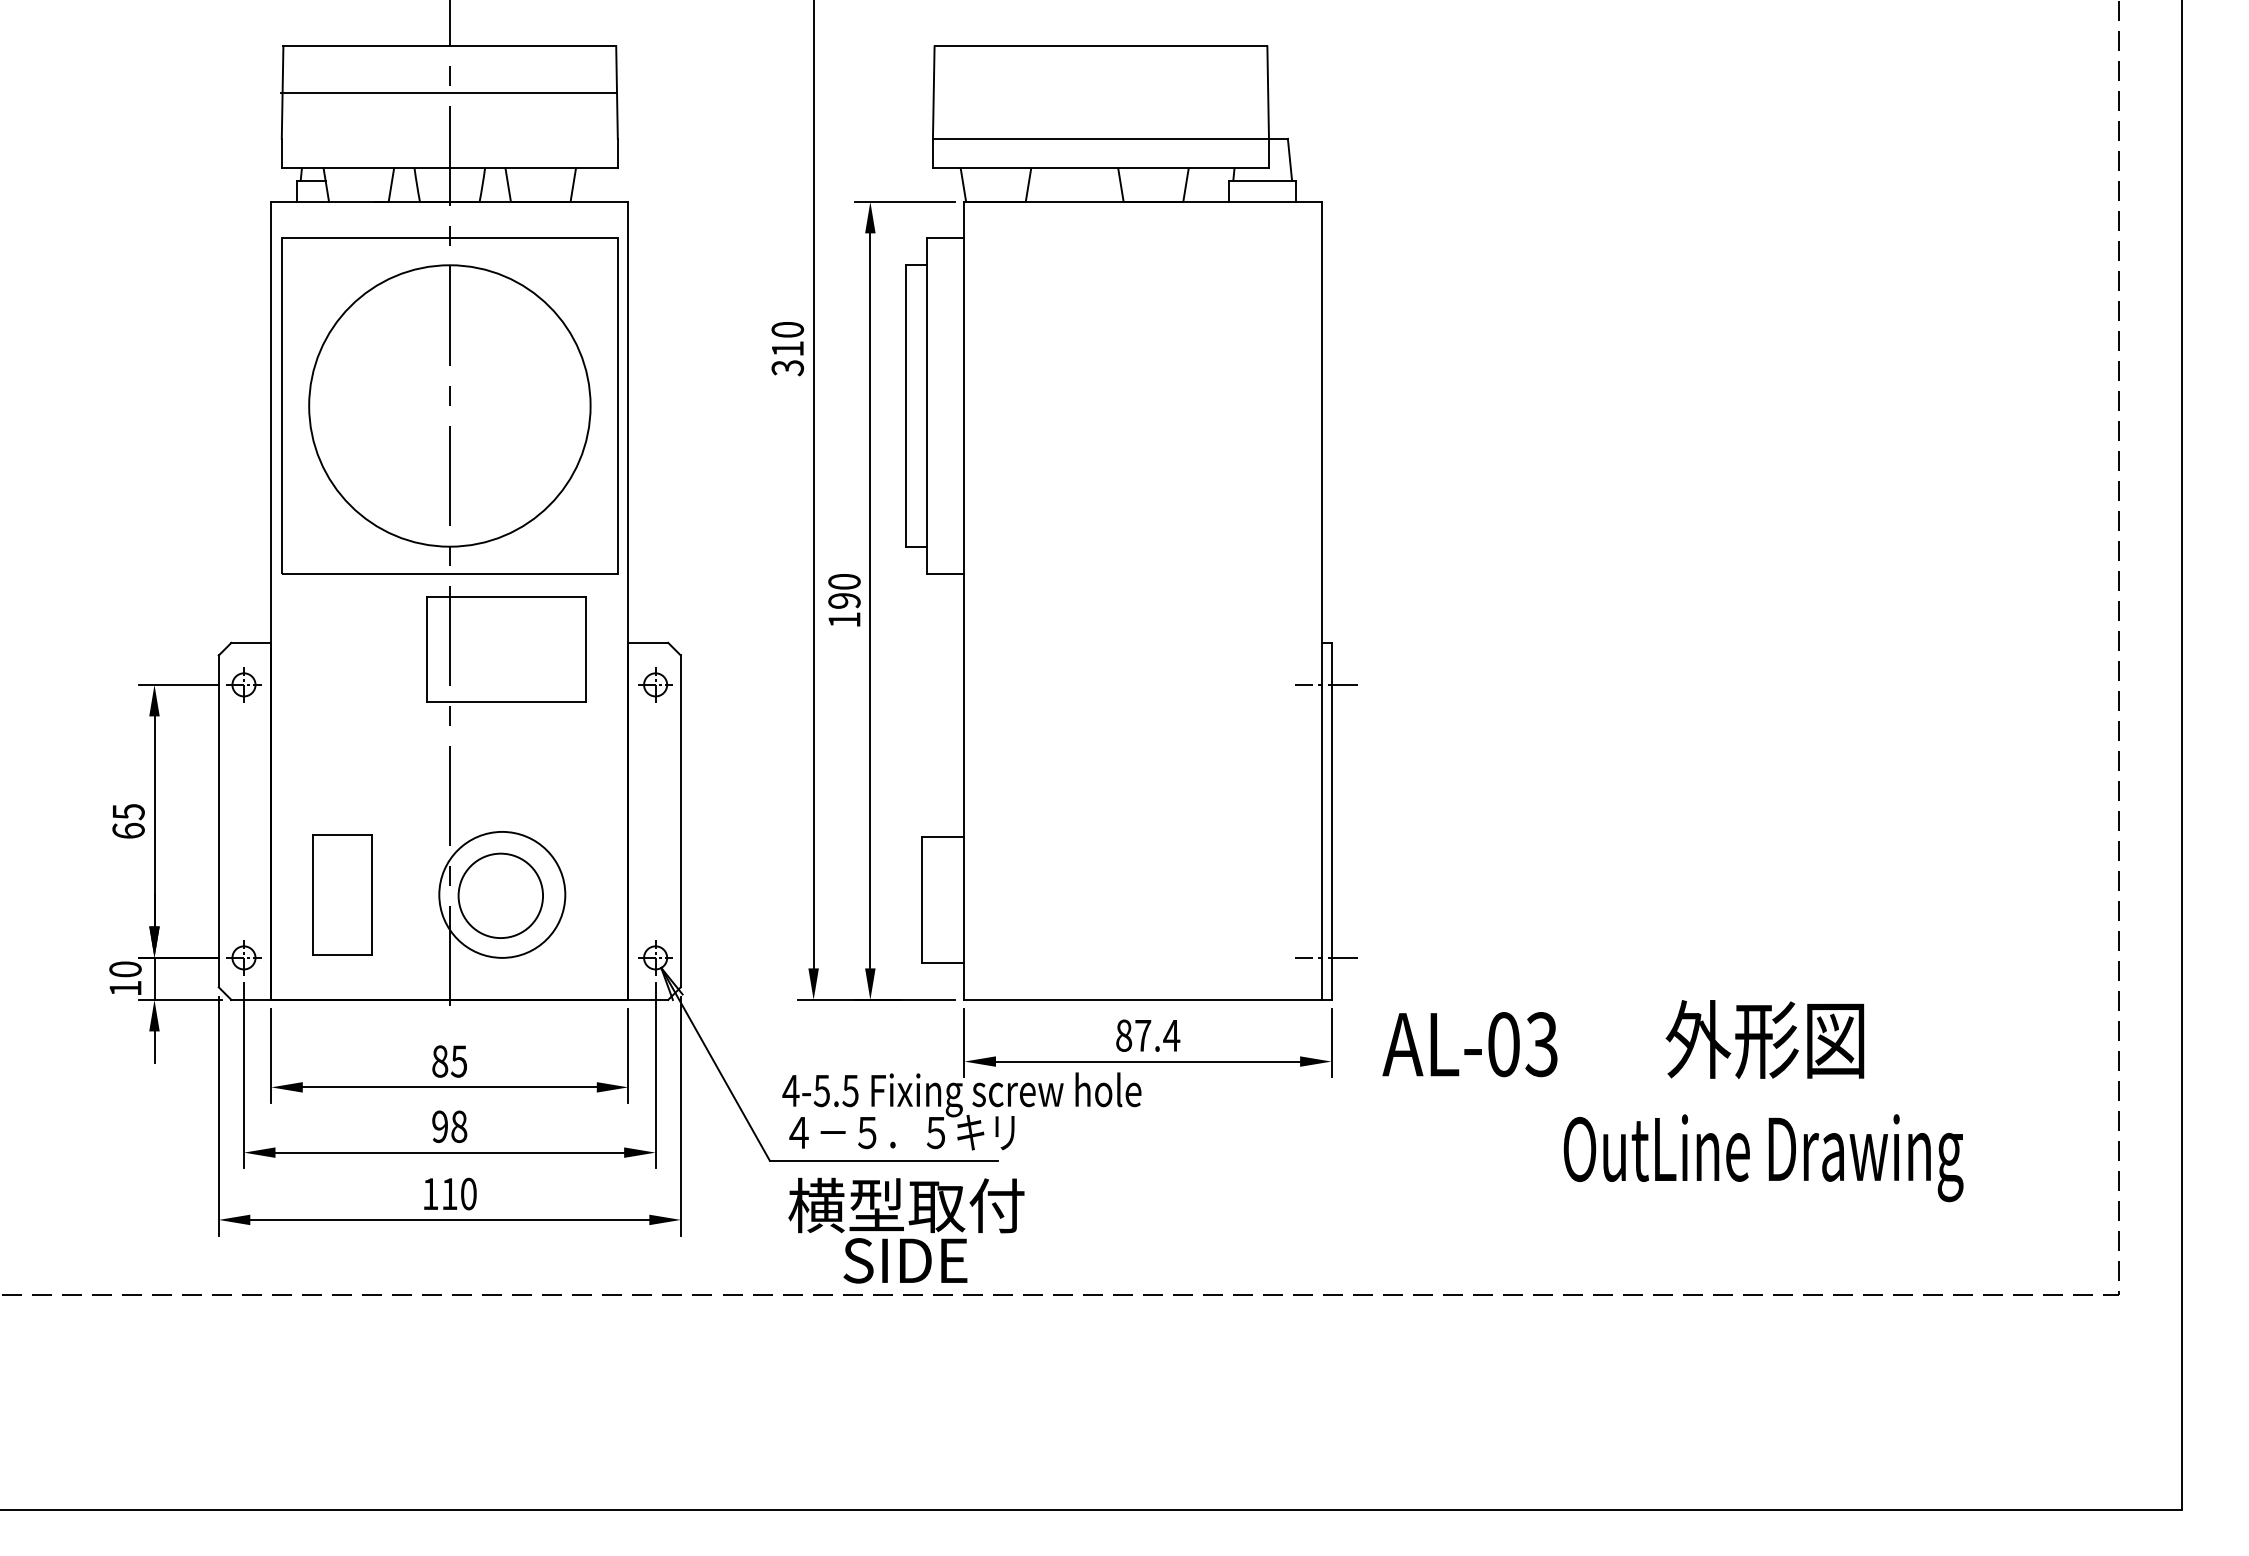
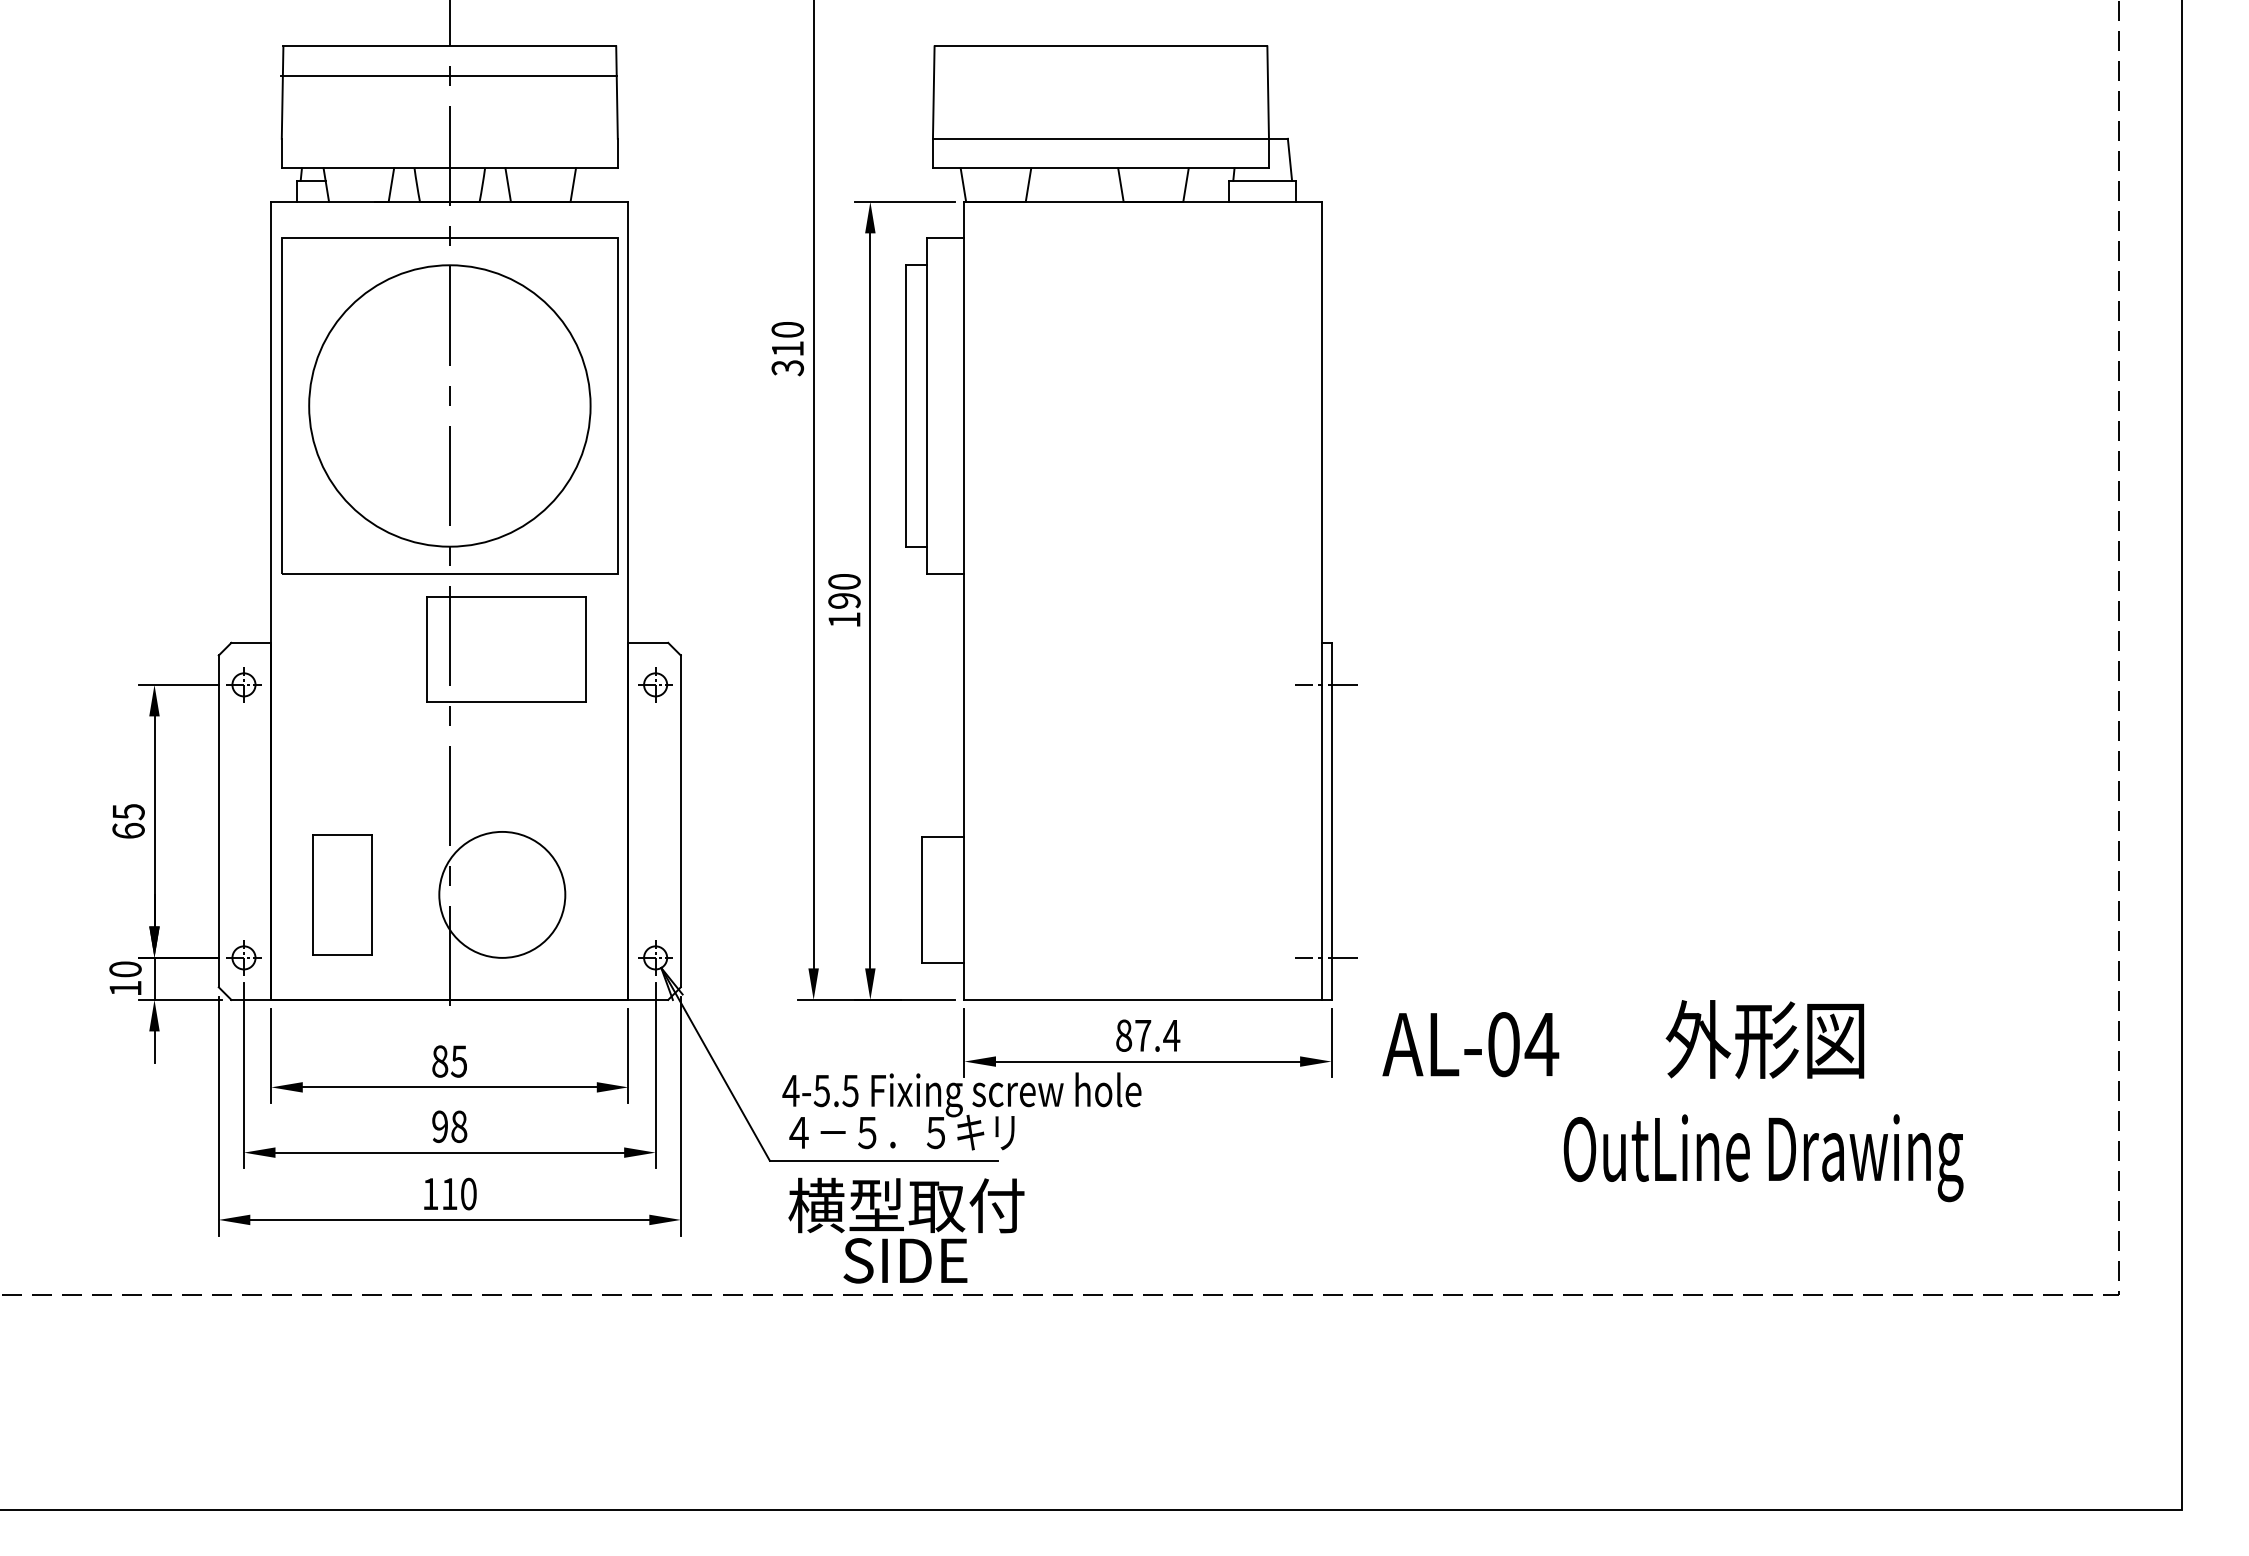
line position: (449, 92) -> (449, 75) (449, 75)
circle: present -> none (500, 895)
text: AL-03 -> AL-04 (1541, 1044)
